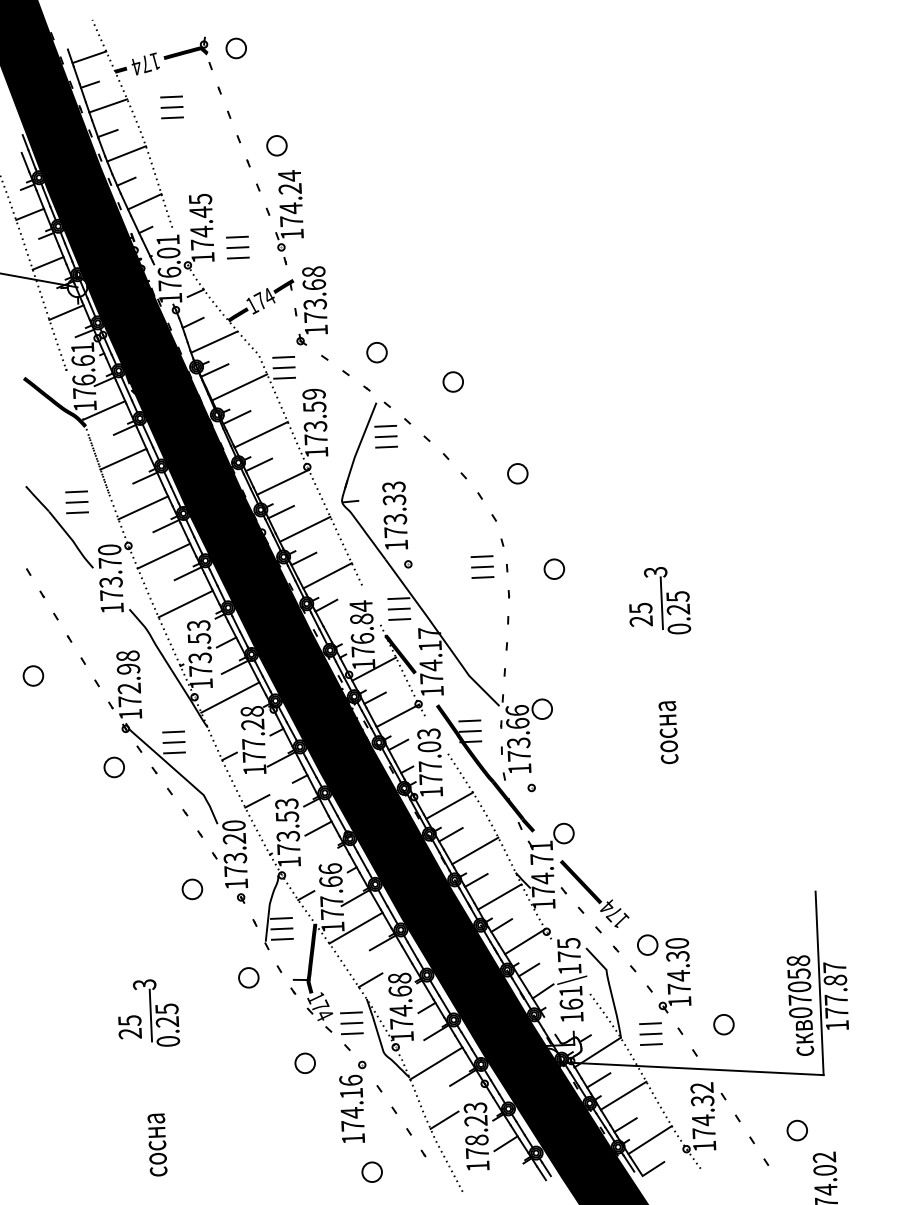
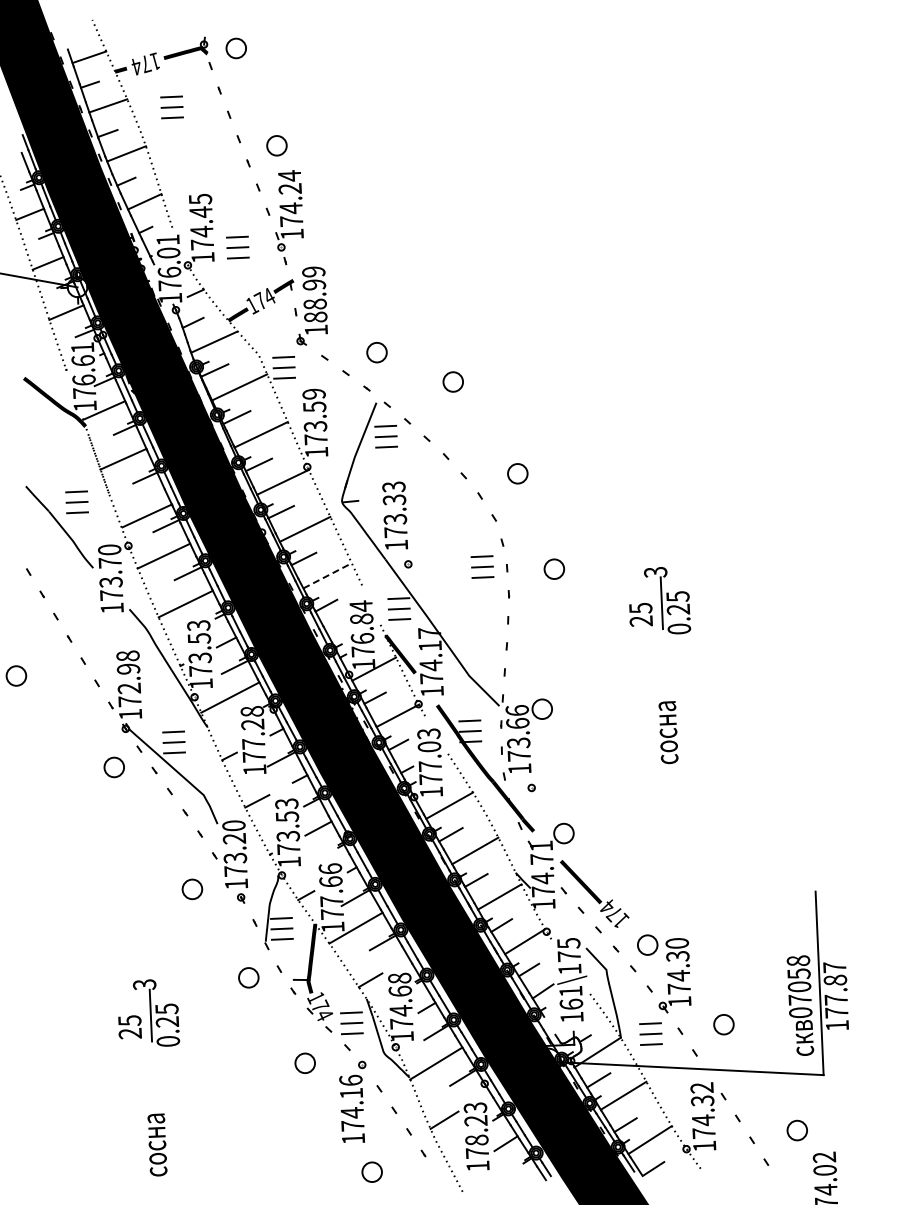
text: 173.68 -> 188.99 (314, 294)
line position: (143, 507) -> (147, 515) (147, 515)
line: solid -> dashed (328, 575)
part position: (33, 675) -> (16, 675) (16, 675)
